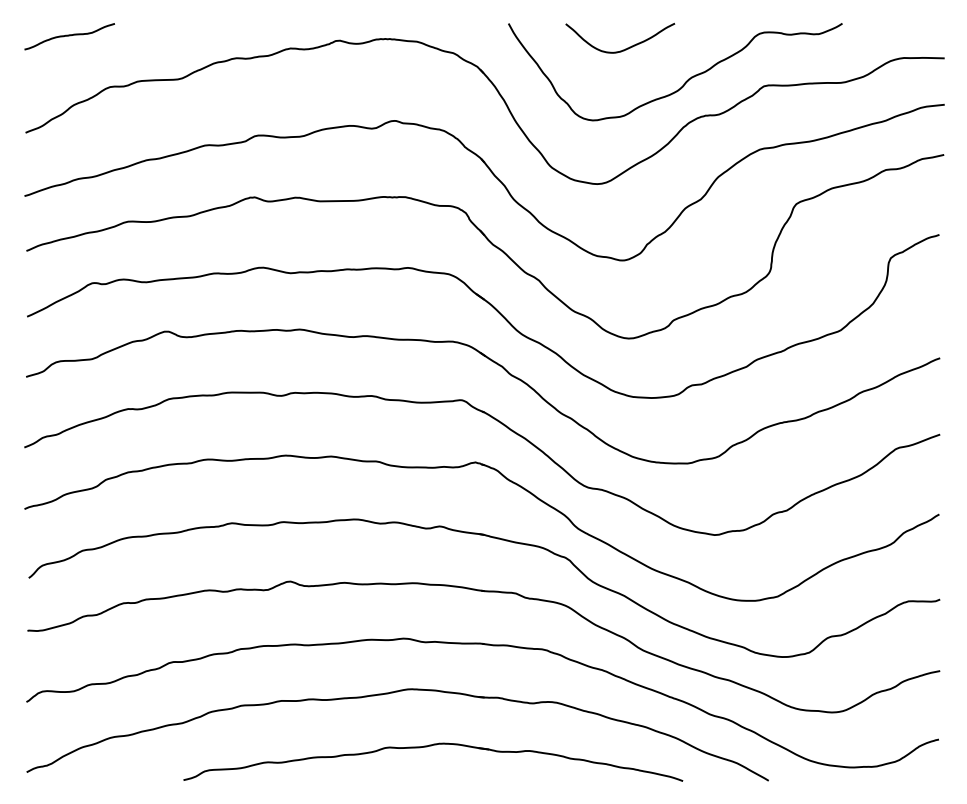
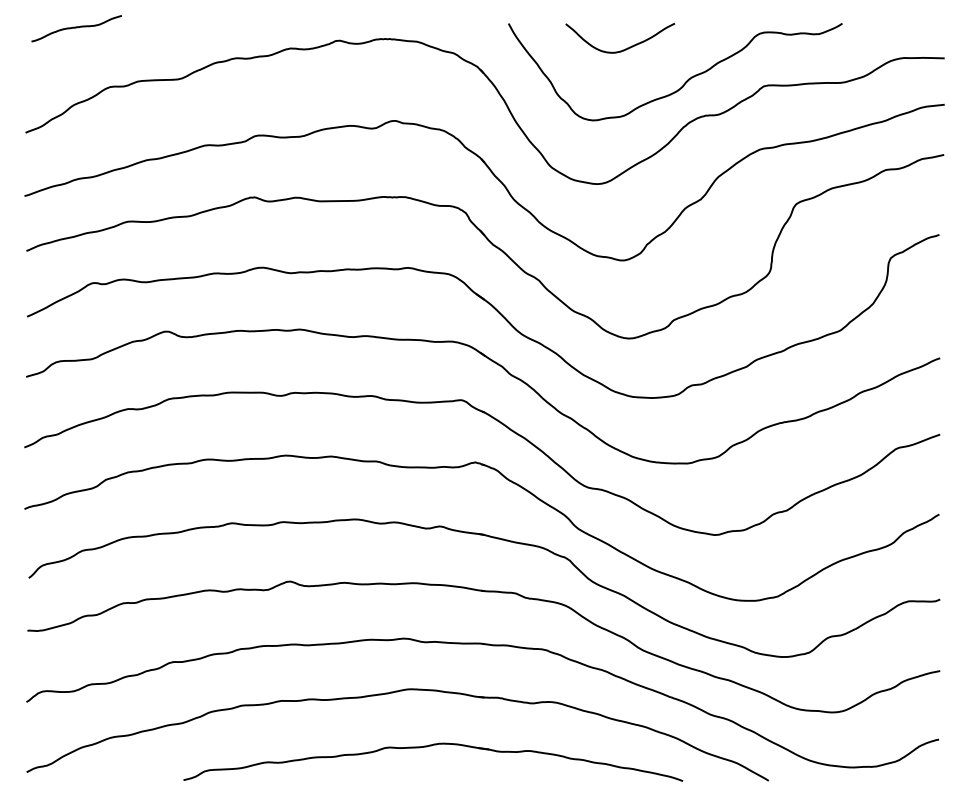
curve position: (69, 36) -> (76, 28) (76, 28)
